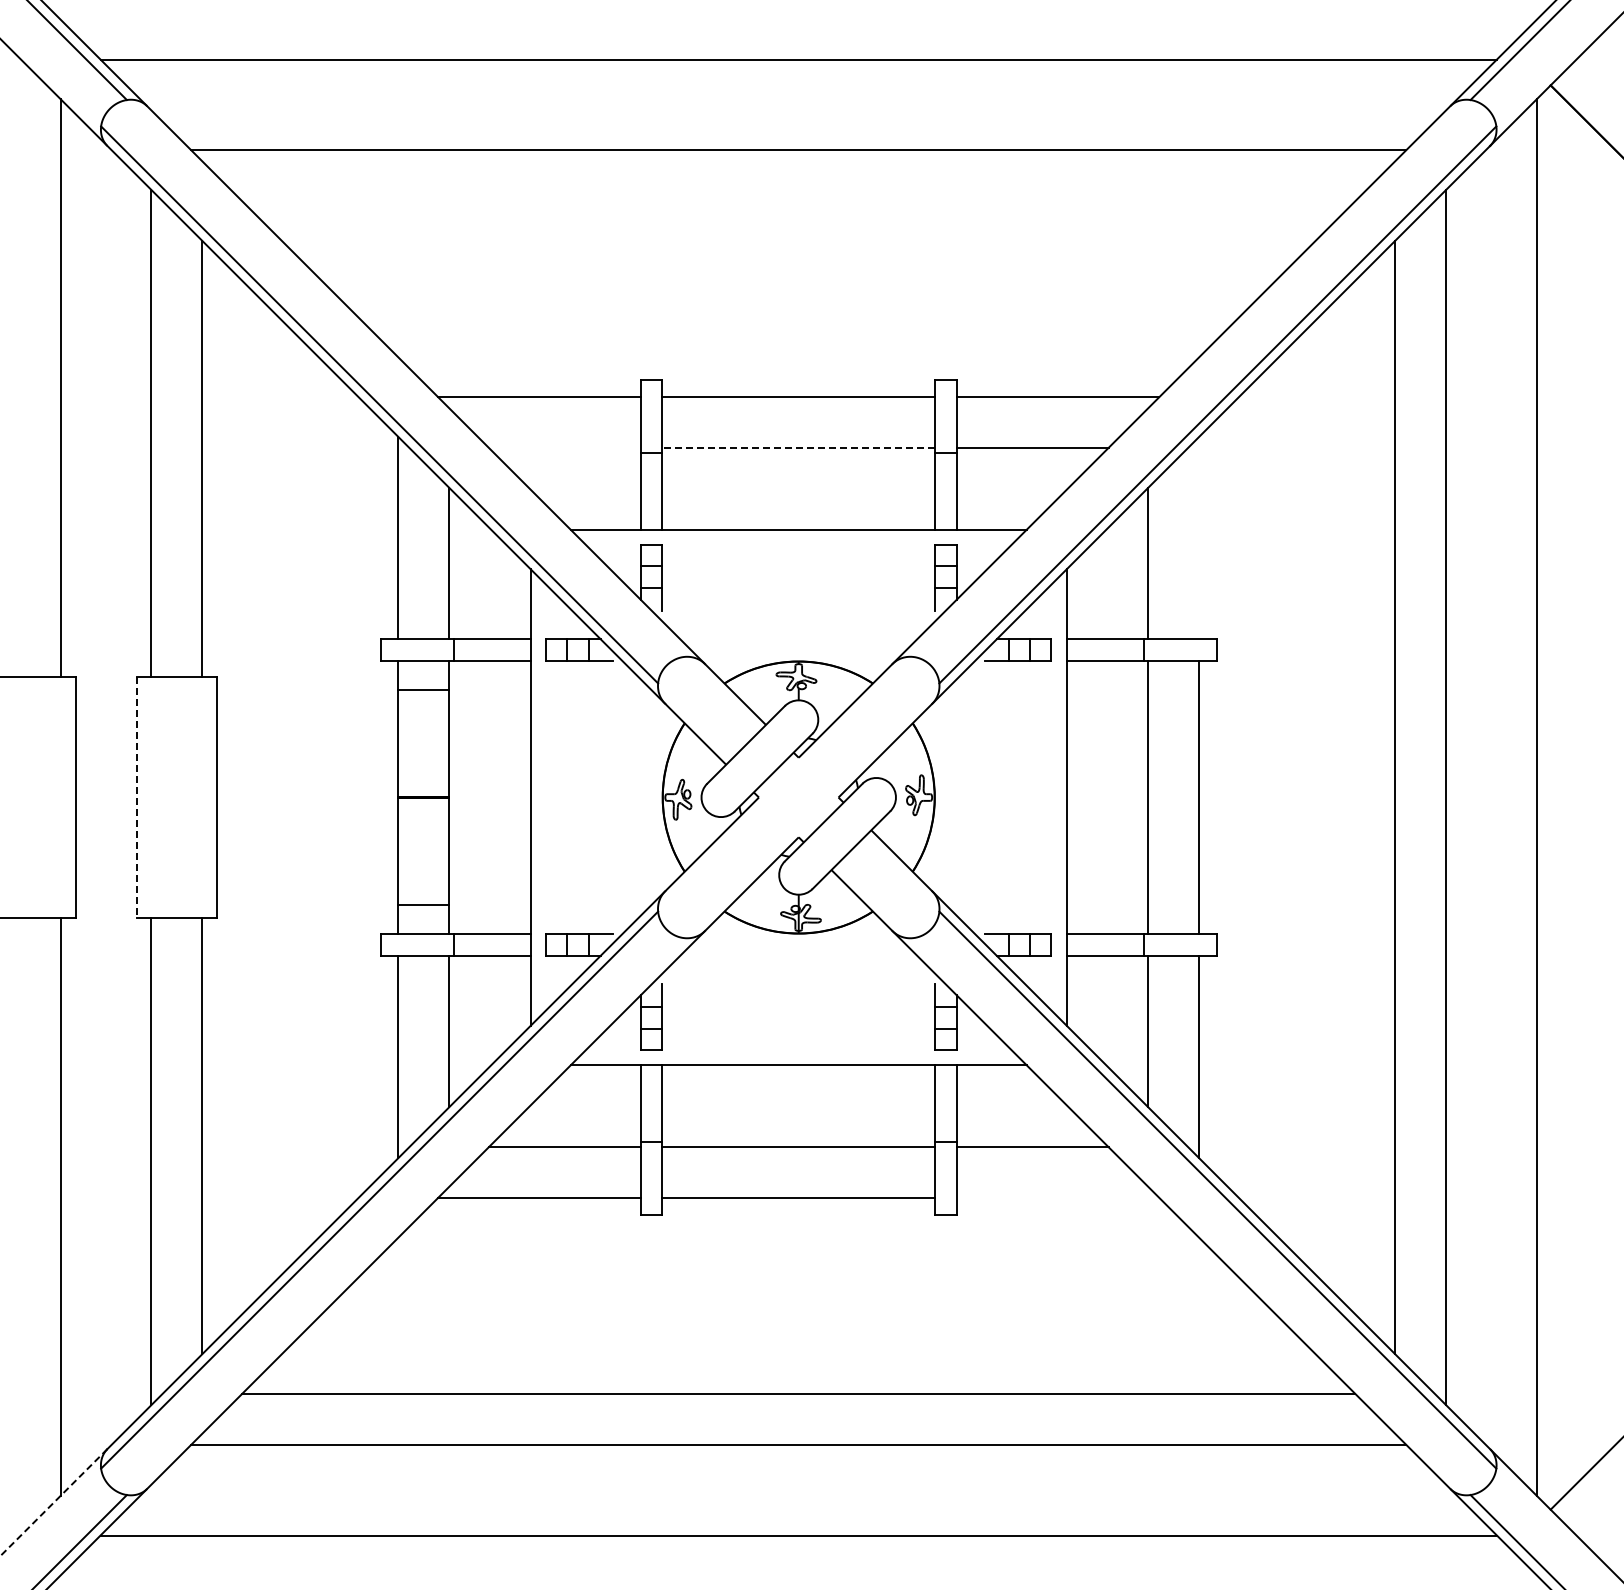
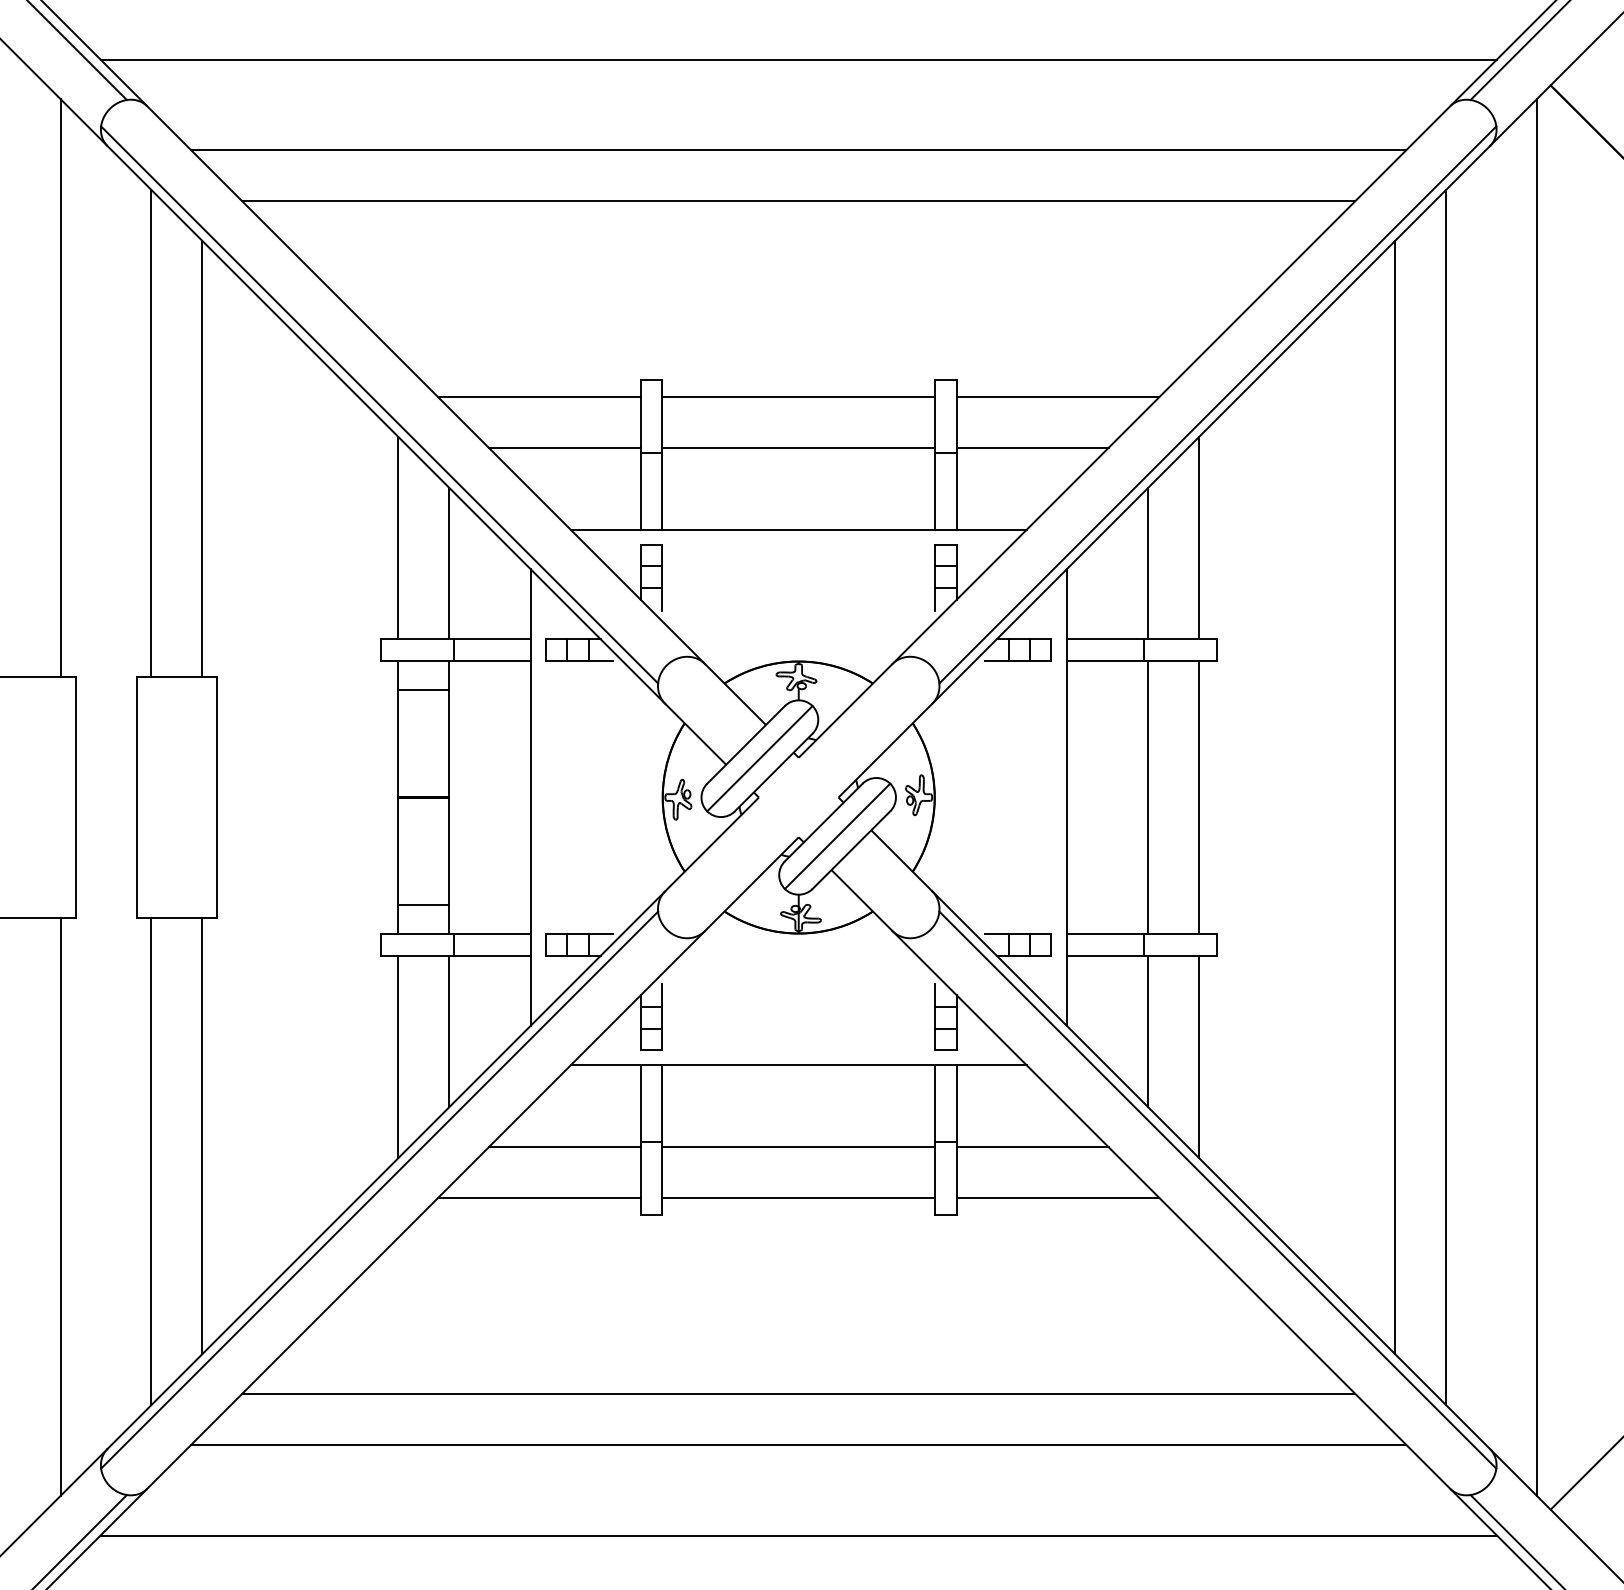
line: none -> present (798, 201)
line: none -> present (564, 447)
line: dashed -> solid (798, 447)
line: none -> present (1199, 537)
line: none -> present (759, 758)
line: dashed -> solid (136, 797)
line: none -> present (837, 835)
line: none -> present (1057, 1198)
line: dashed -> solid (53, 1502)
